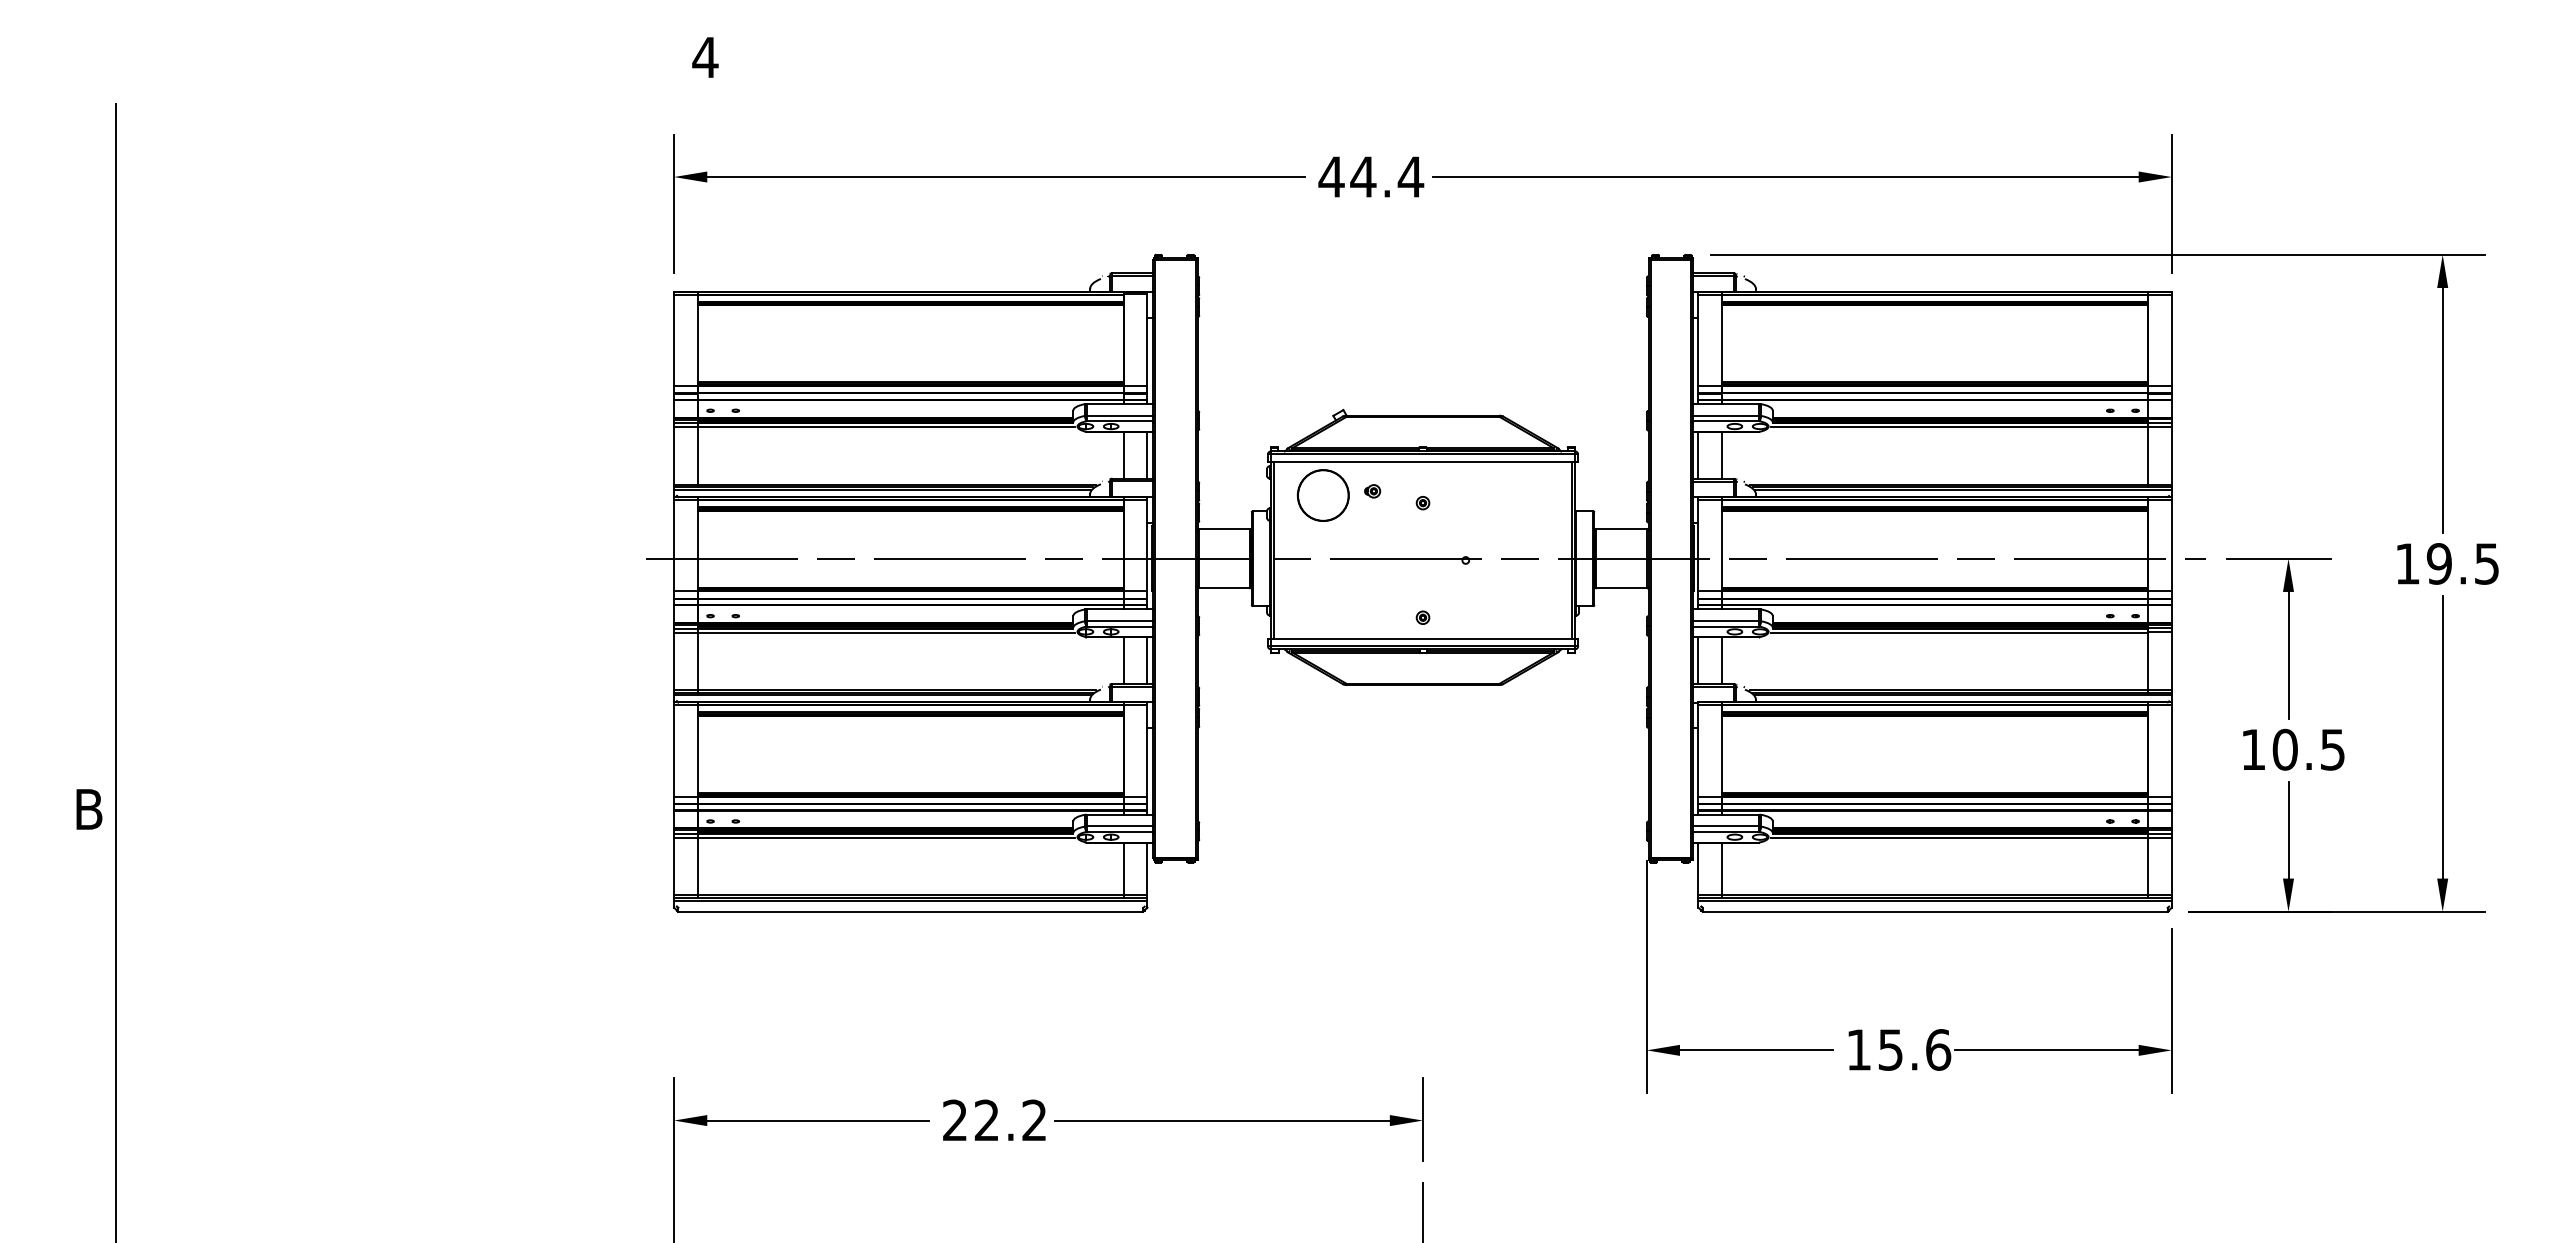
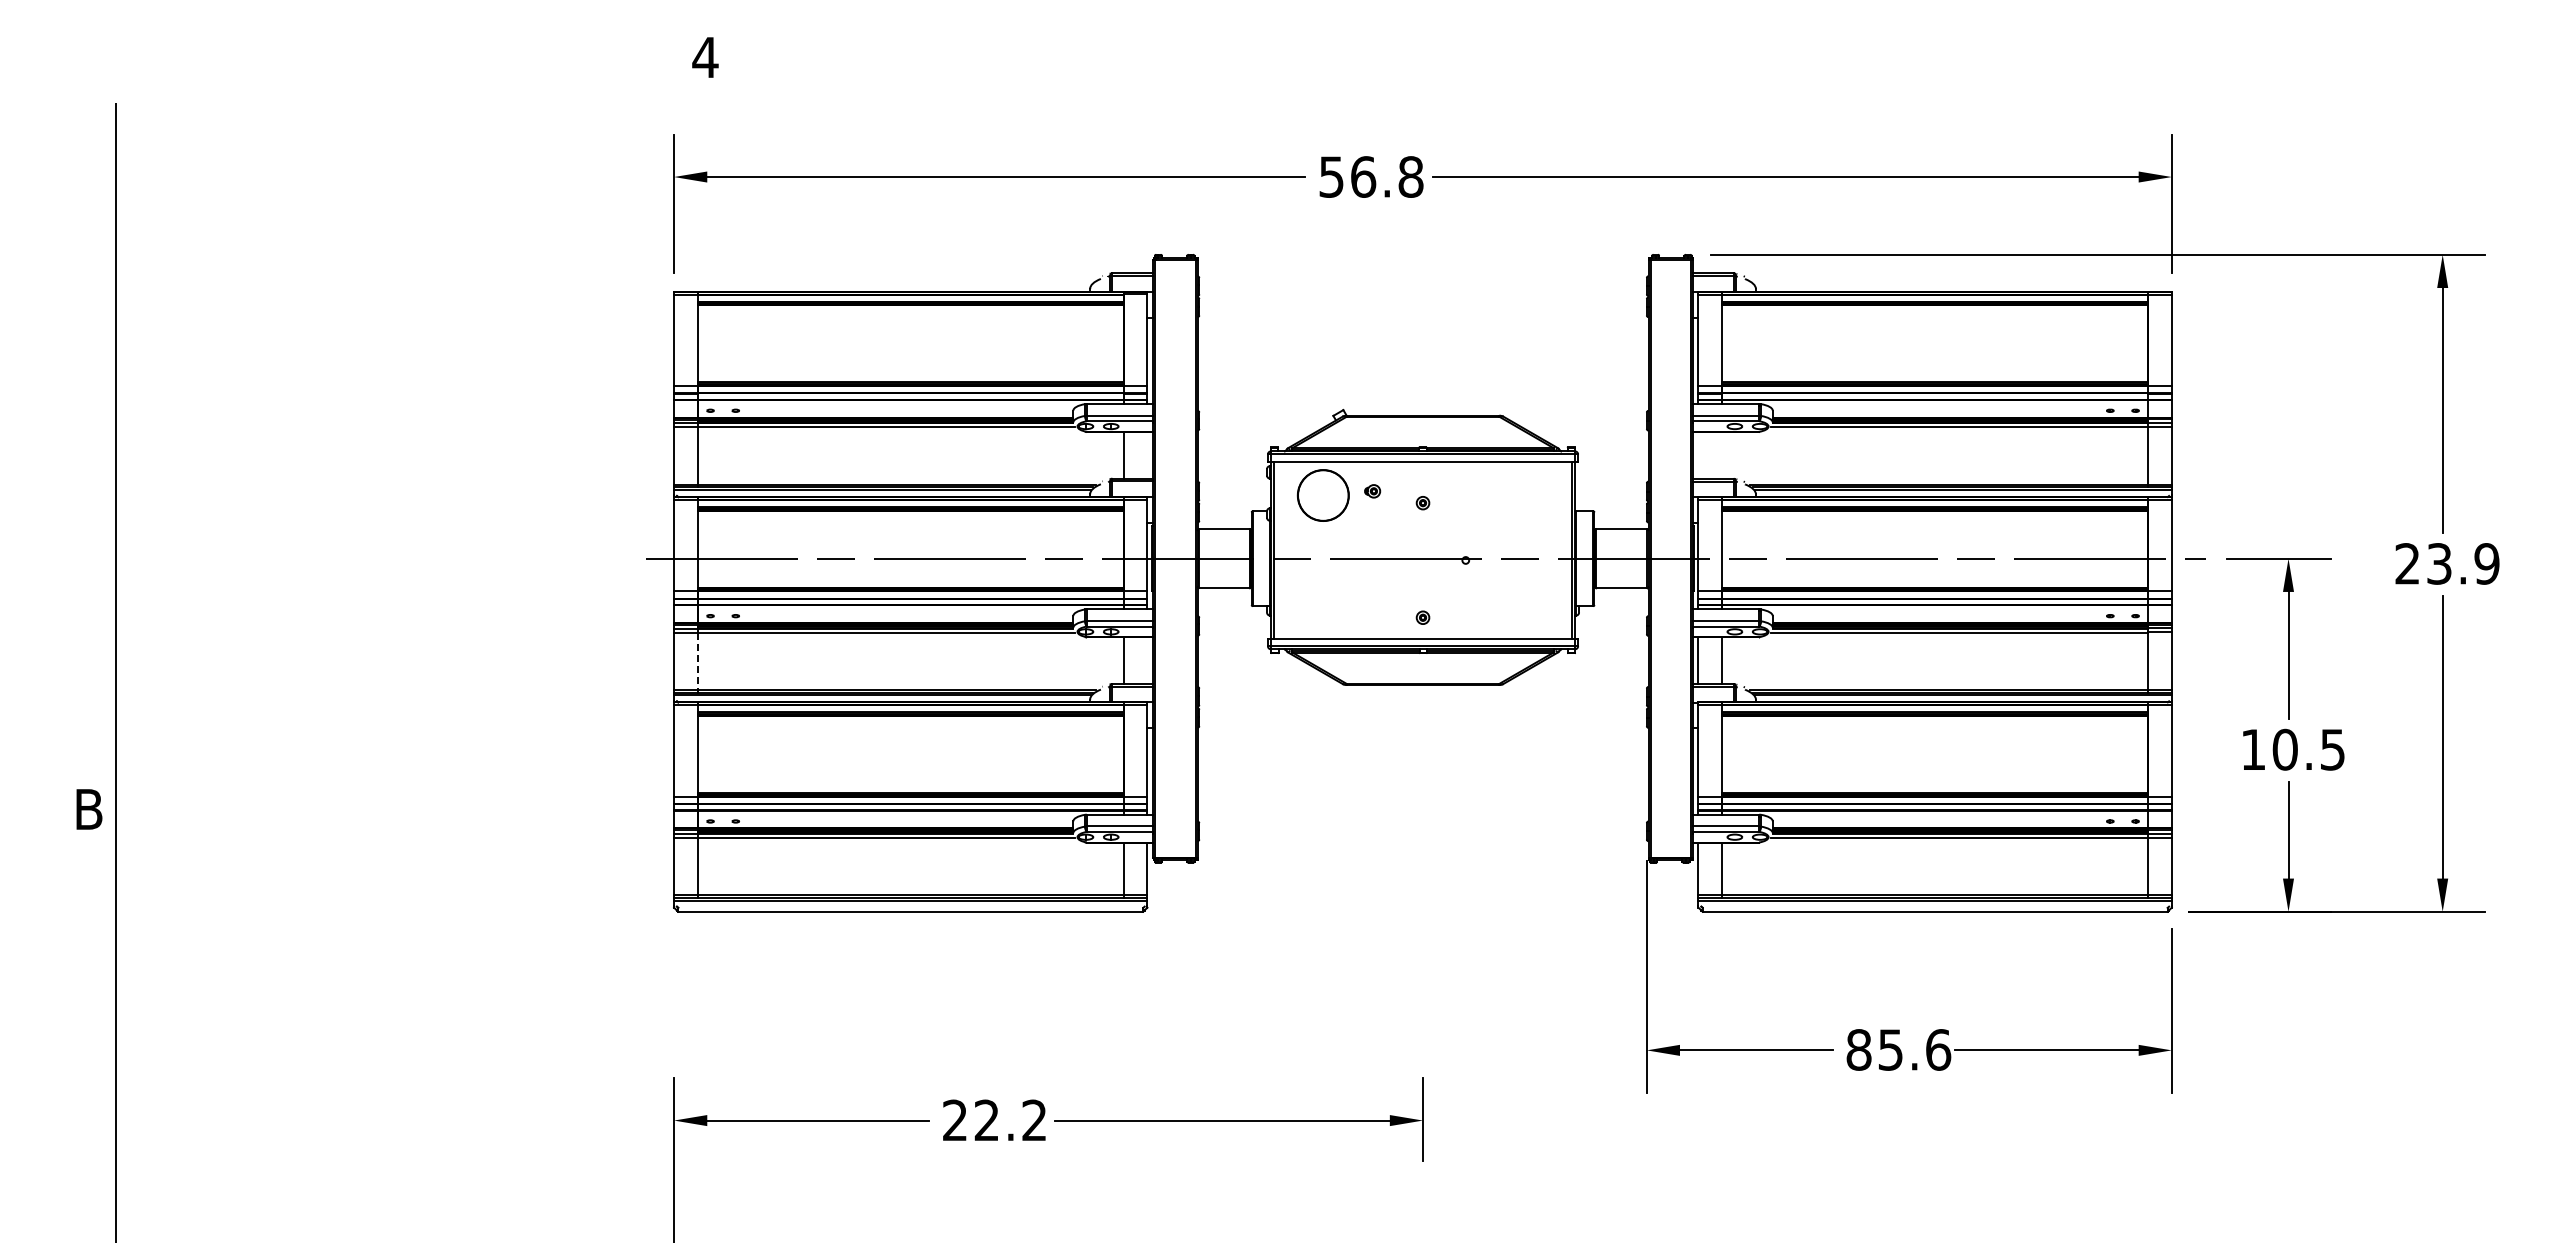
text: 44.4 -> 56.8 (1371, 176)
line: present -> none (1147, 455)
line: present -> none (1698, 455)
line: present -> none (1722, 455)
text: 19.5 -> 23.9 (2447, 563)
line: present -> none (1147, 660)
line: solid -> dashed (697, 661)
text: 15.6 -> 85.6 (1858, 1049)
line: present -> none (1423, 1210)
